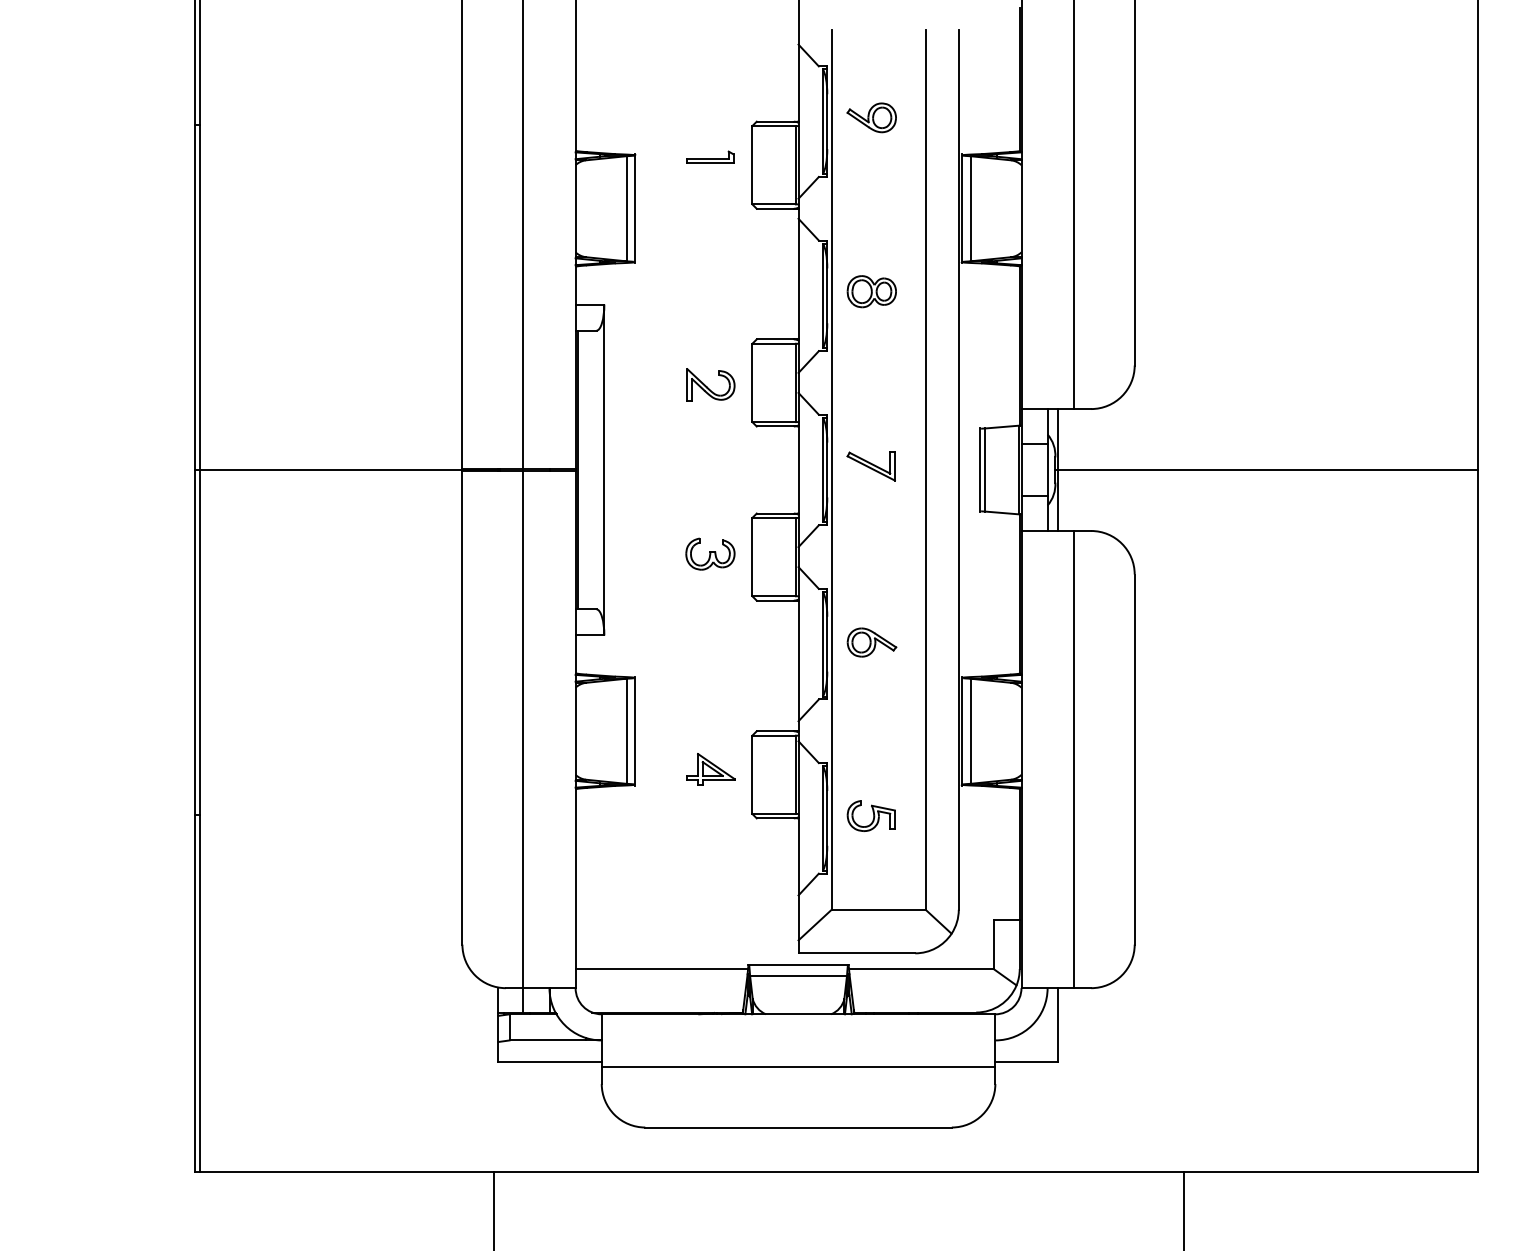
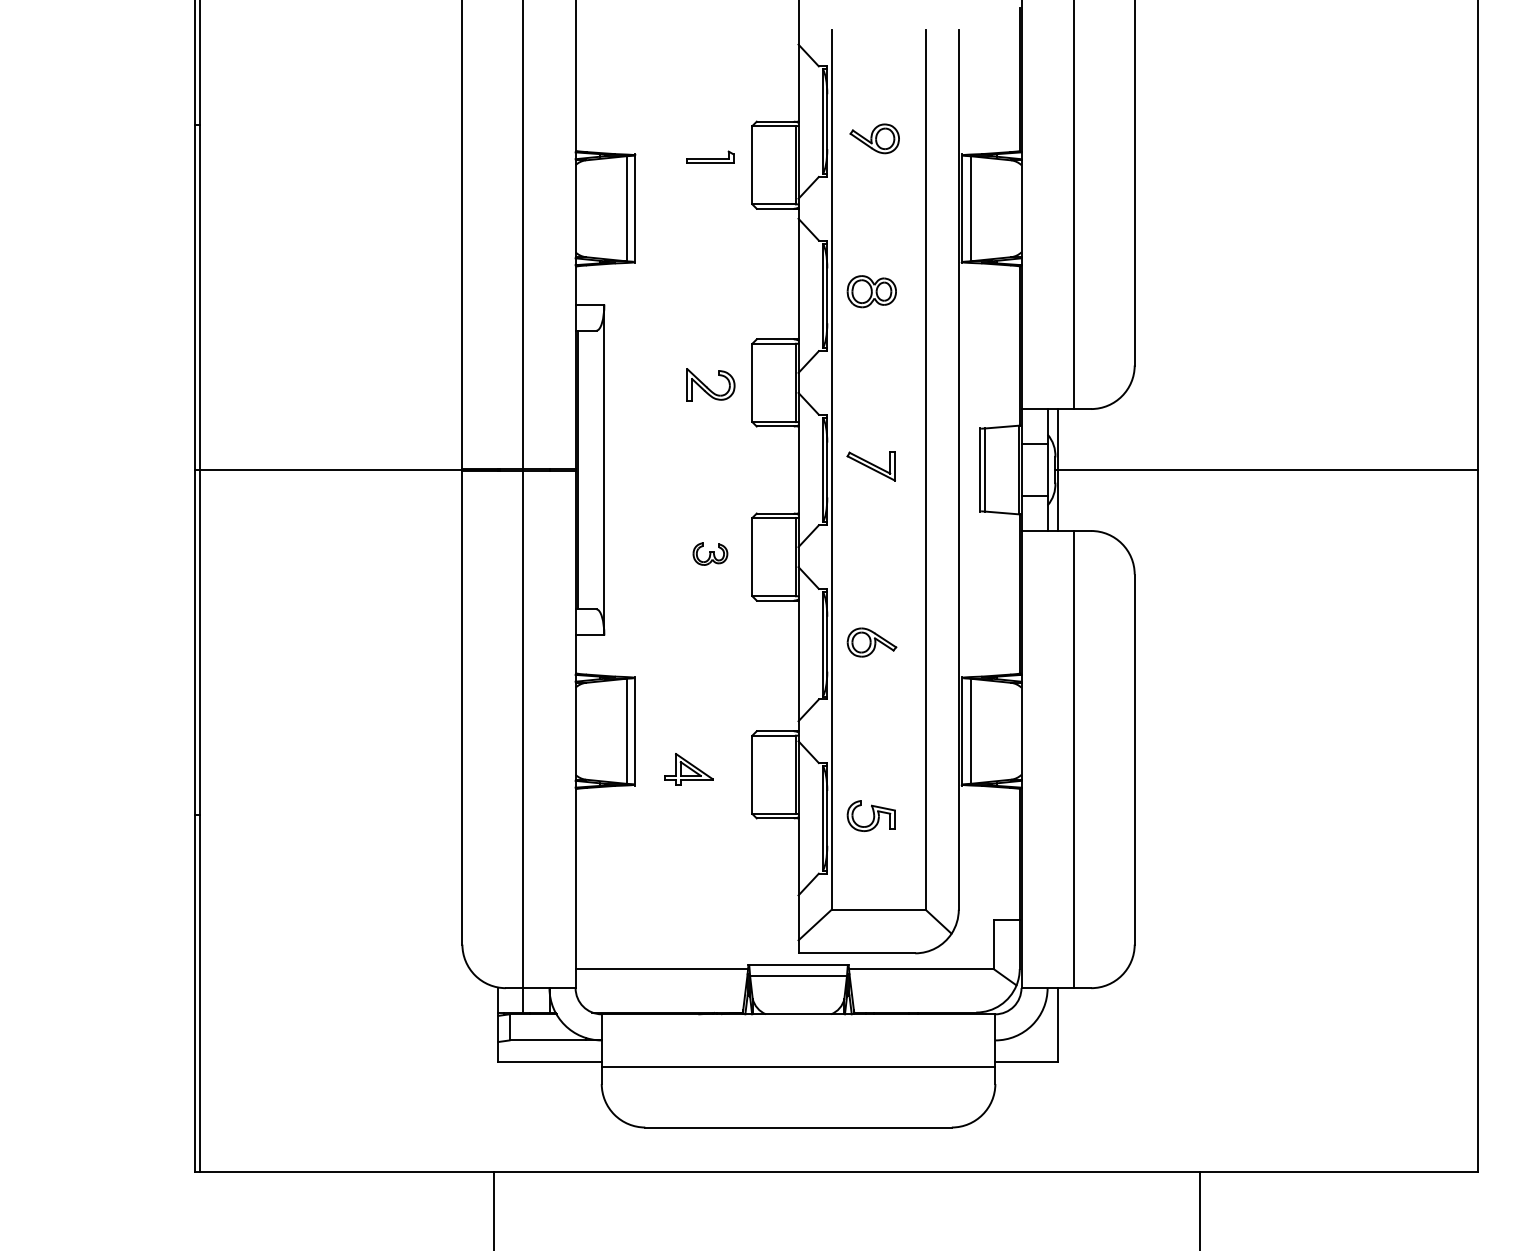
part position: (871, 117) -> (874, 138) (874, 138)
part size: 51x34 px -> 37x24 px (710, 553)
part position: (710, 769) -> (688, 769) (688, 769)
line position: (1184, 1209) -> (1200, 1209) (1200, 1209)
